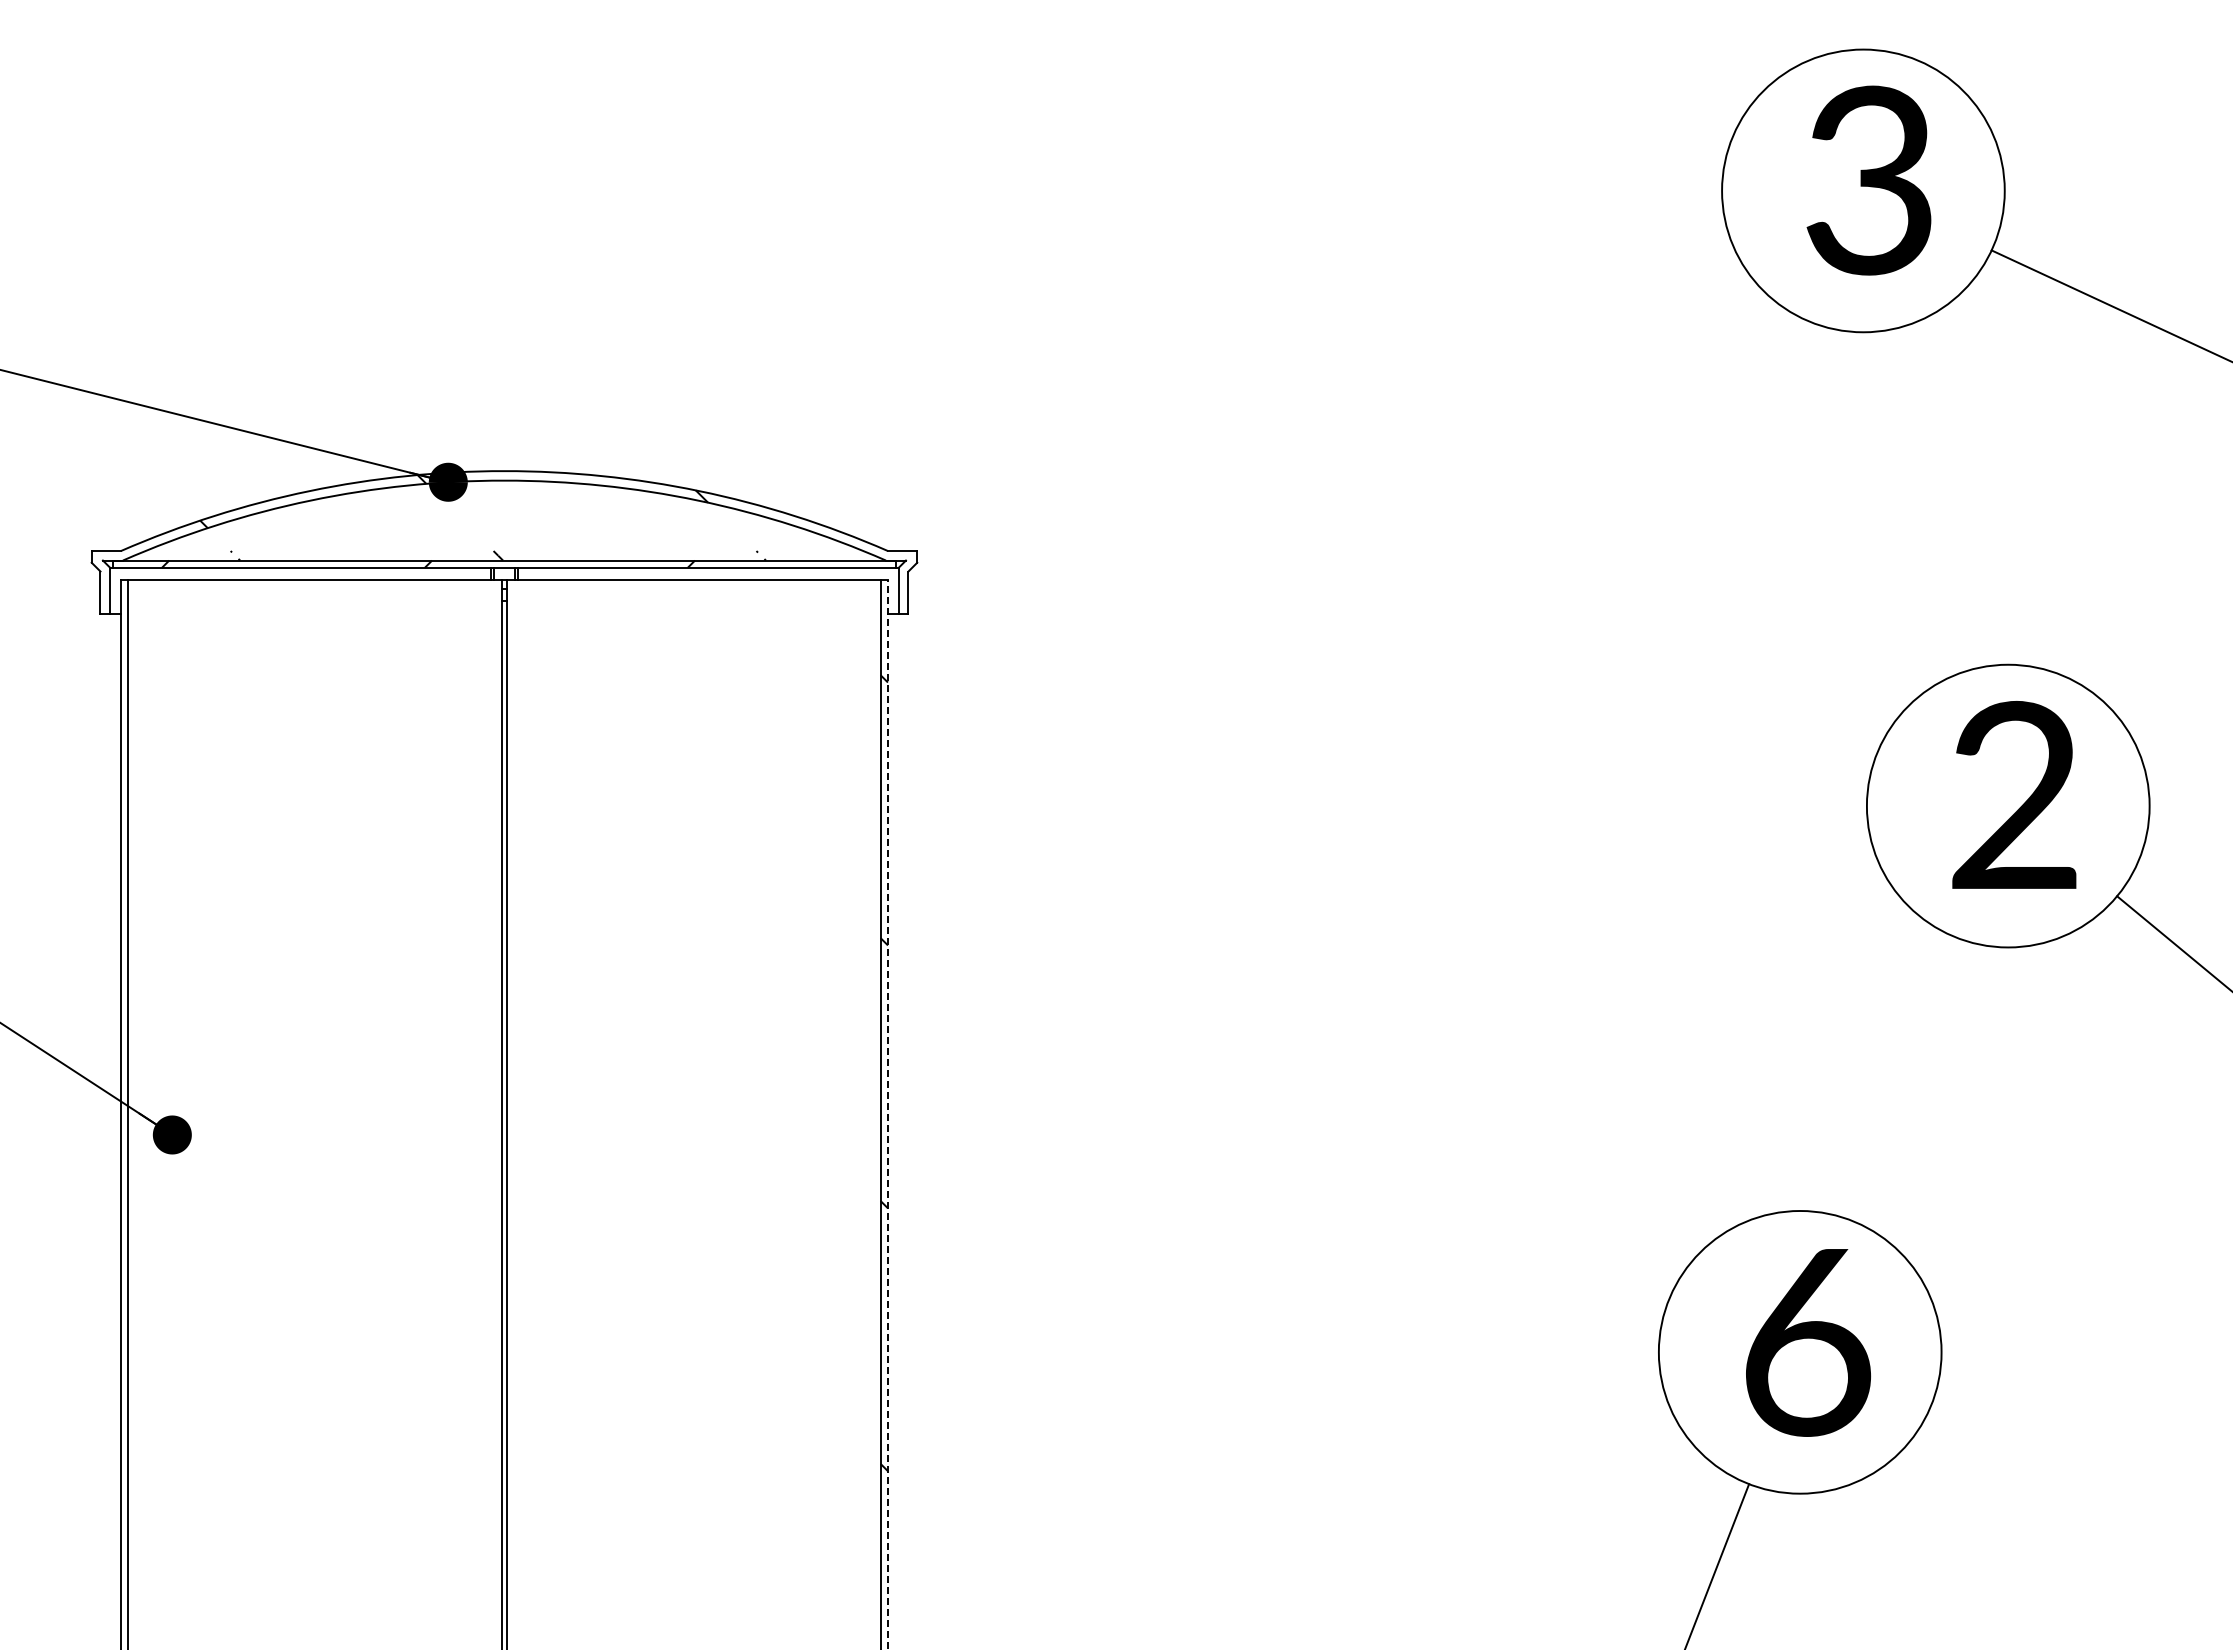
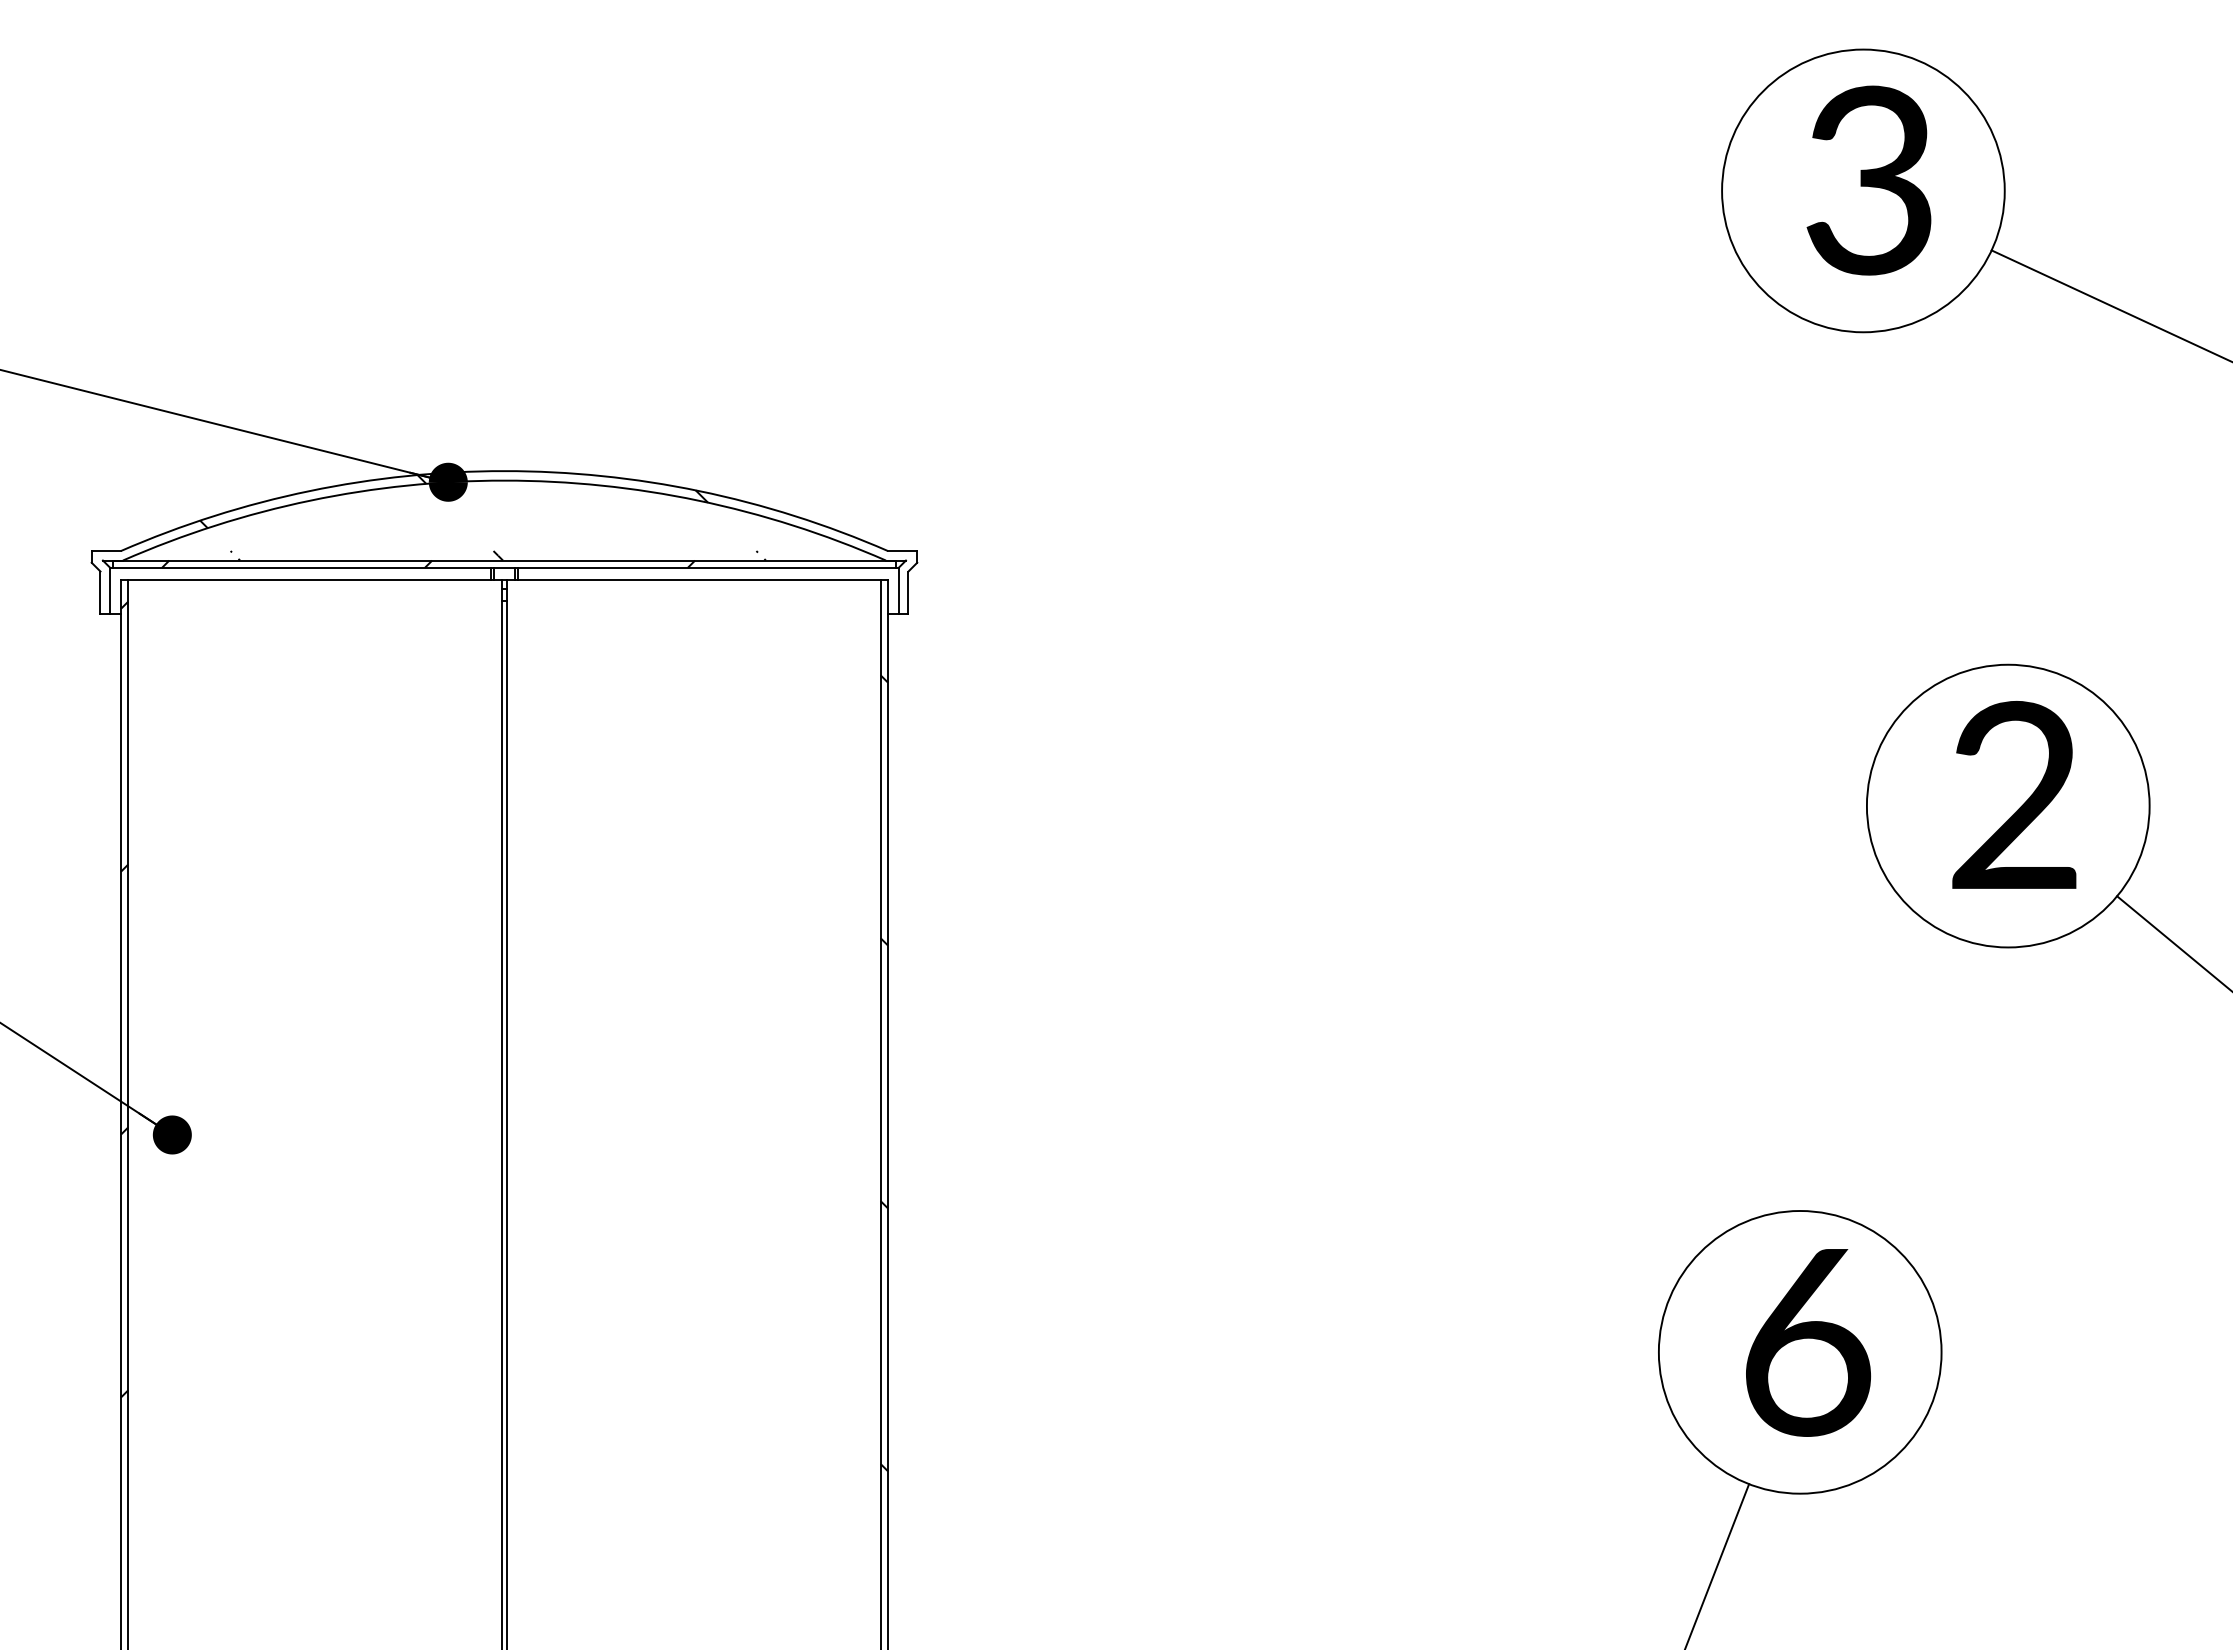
hatch: none -> present (124, 999)
line: dashed -> solid (887, 1114)
